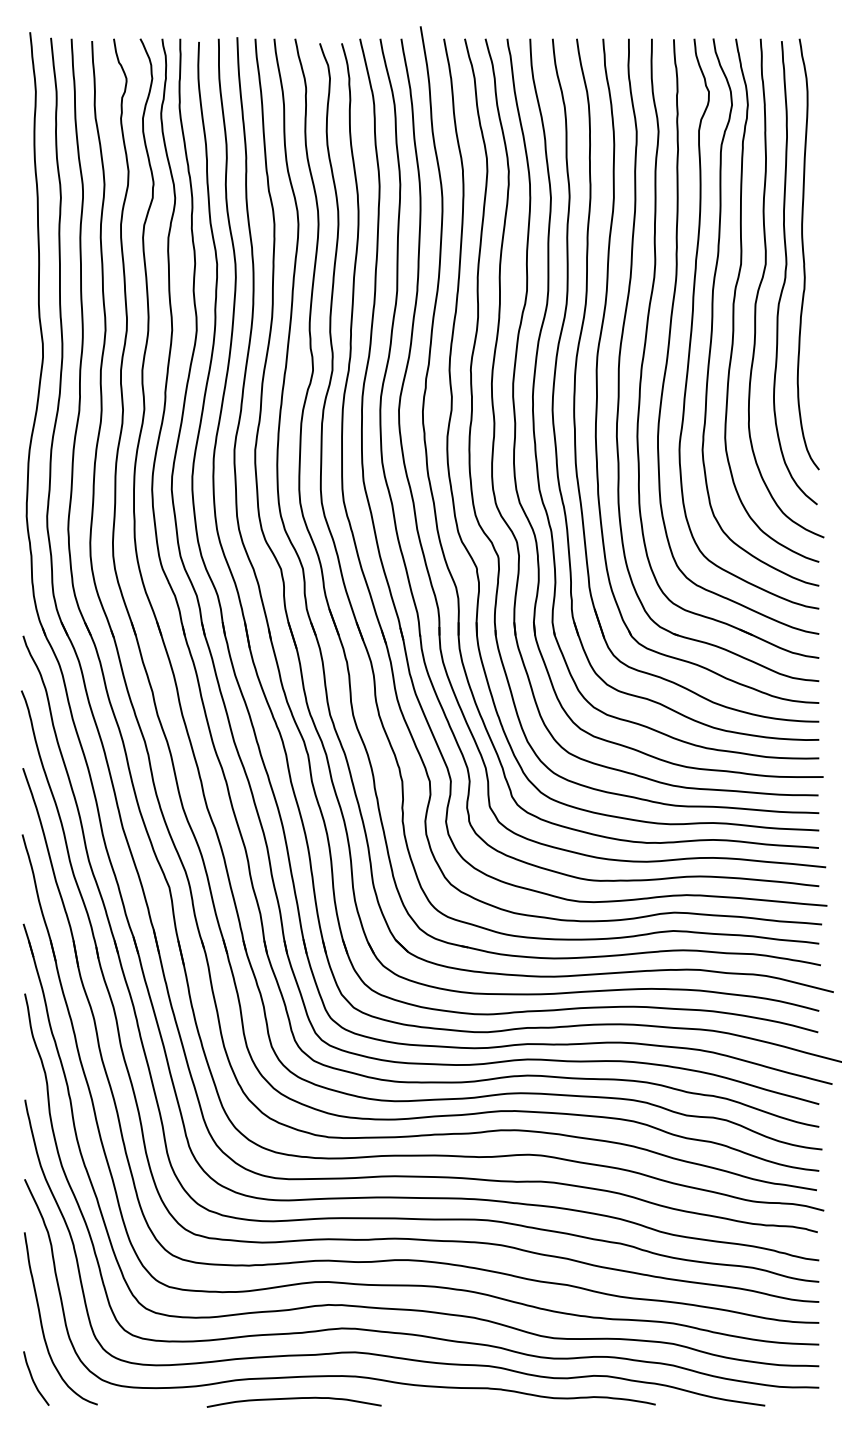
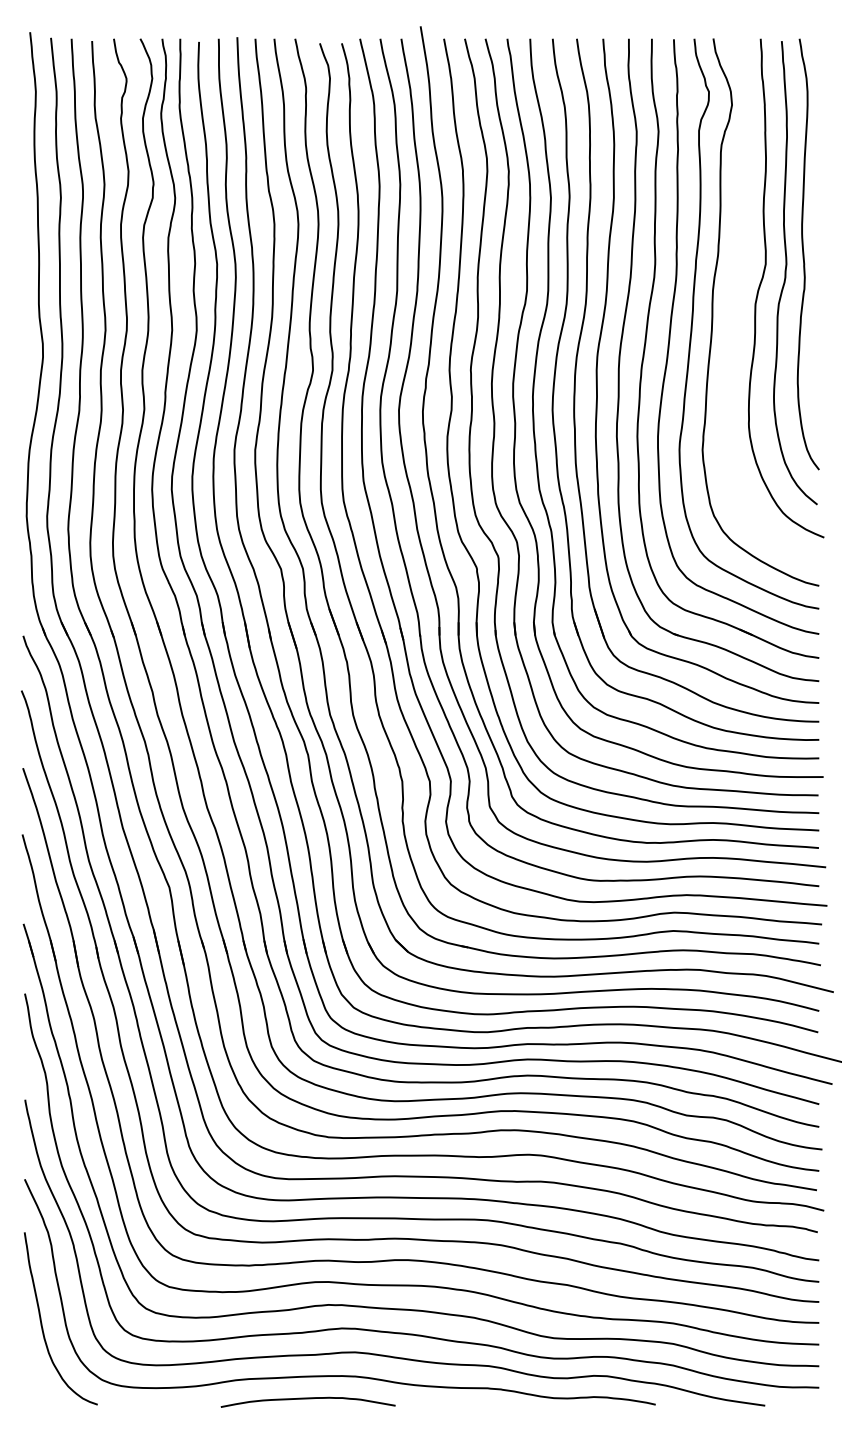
curve: present -> none (735, 299)
curve: present -> none (34, 1380)
curve position: (293, 1399) -> (307, 1399) (307, 1399)
